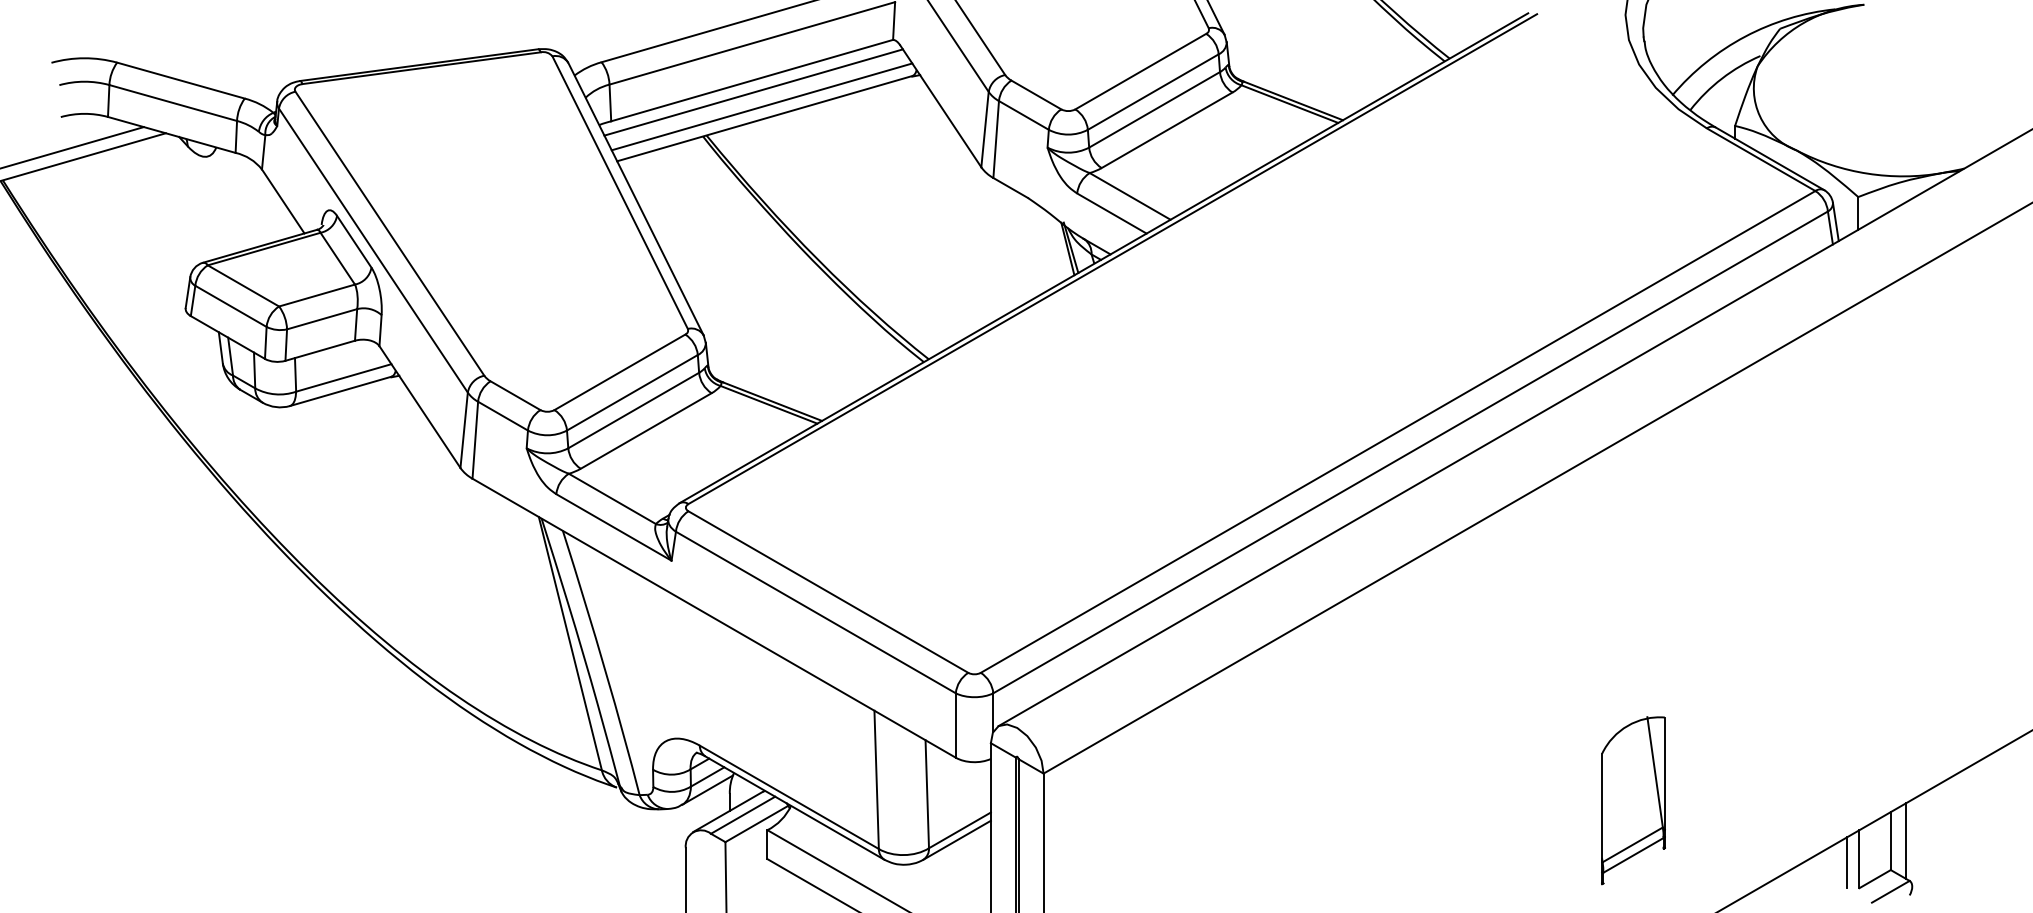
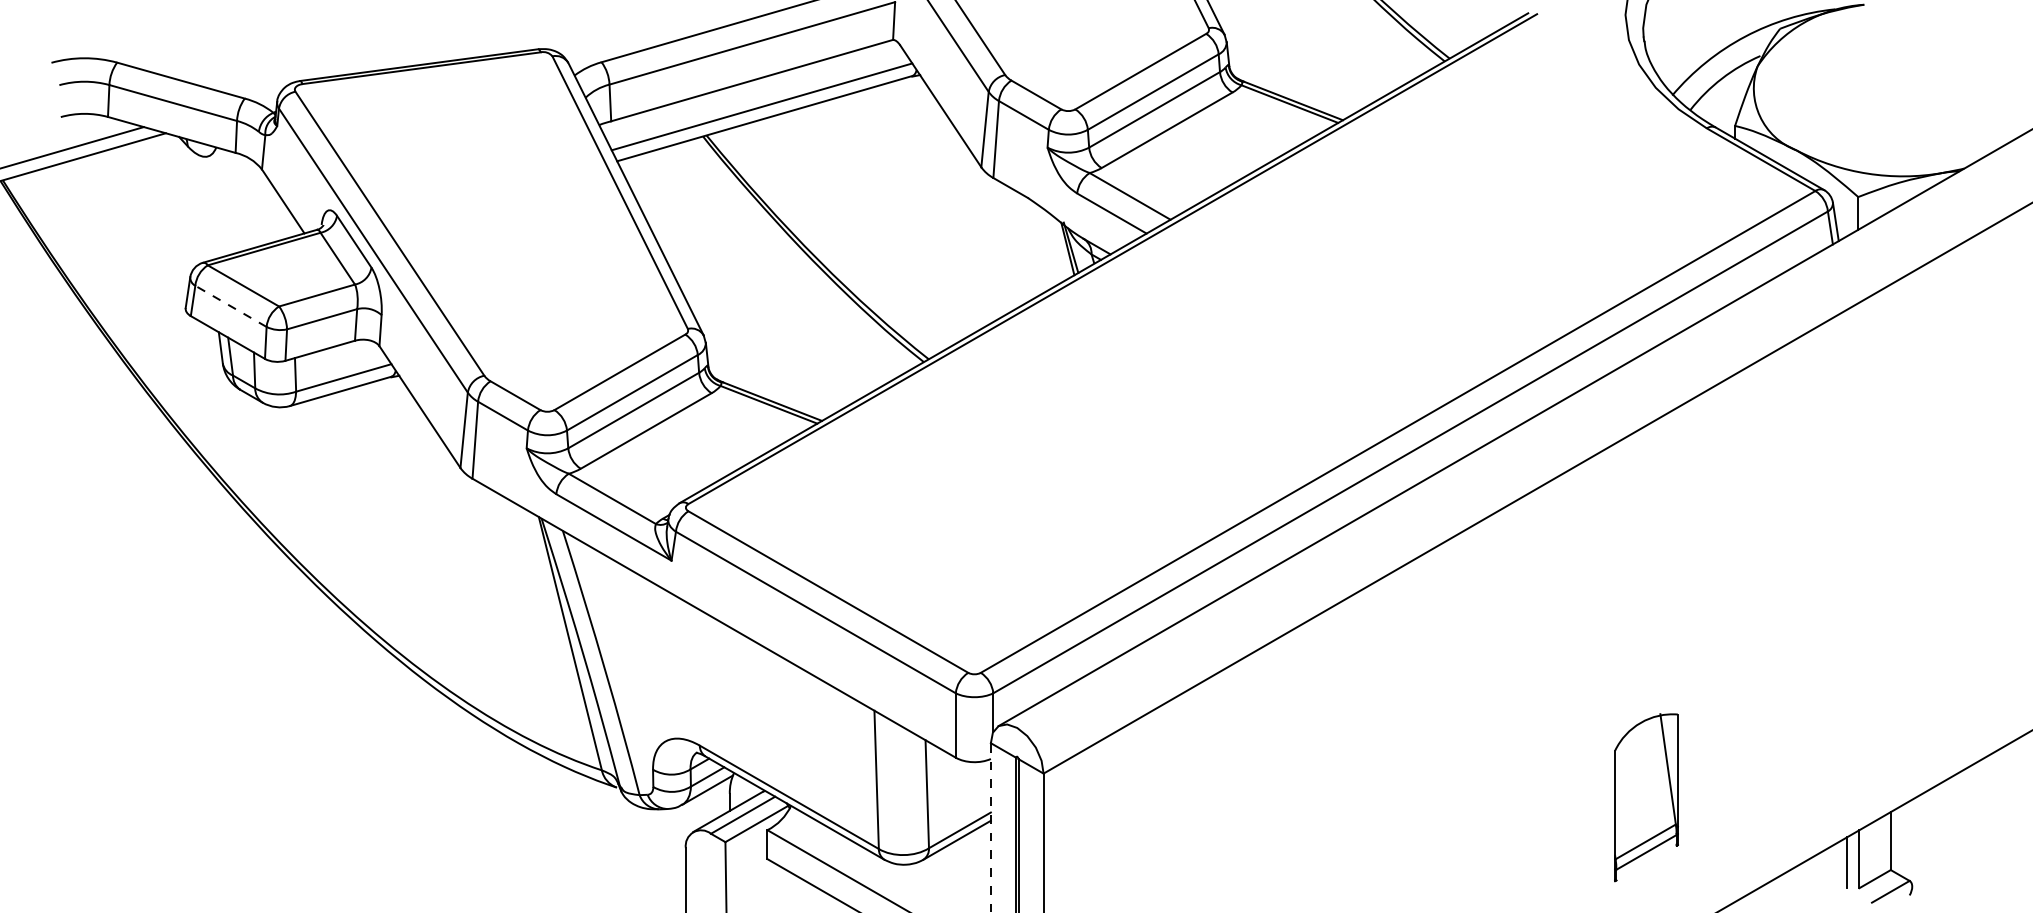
line: present -> none (753, 92)
line: solid -> dashed (230, 306)
part position: (1633, 800) -> (1646, 797) (1646, 797)
line: solid -> dashed (990, 827)
line: present -> none (1906, 840)
